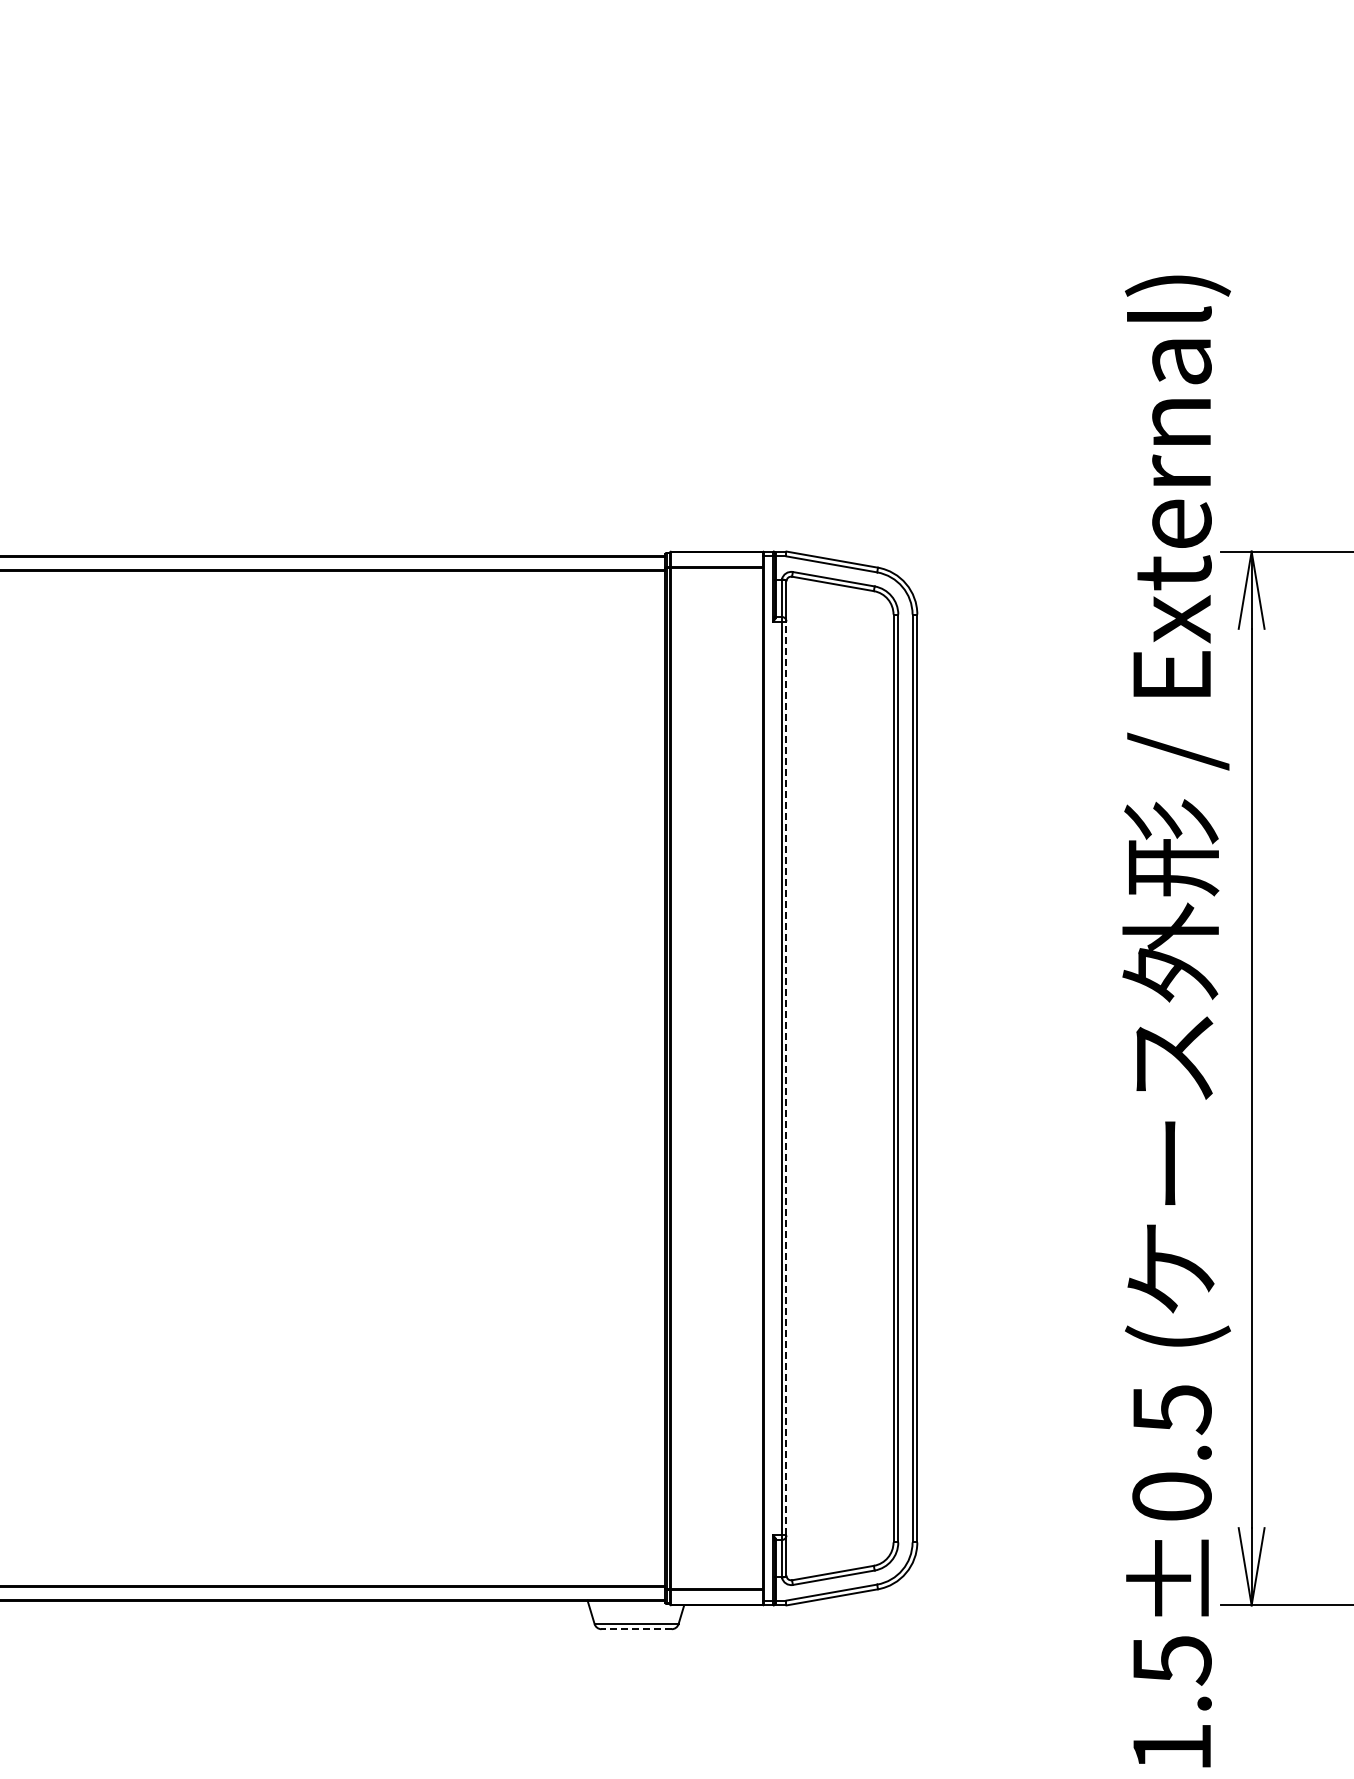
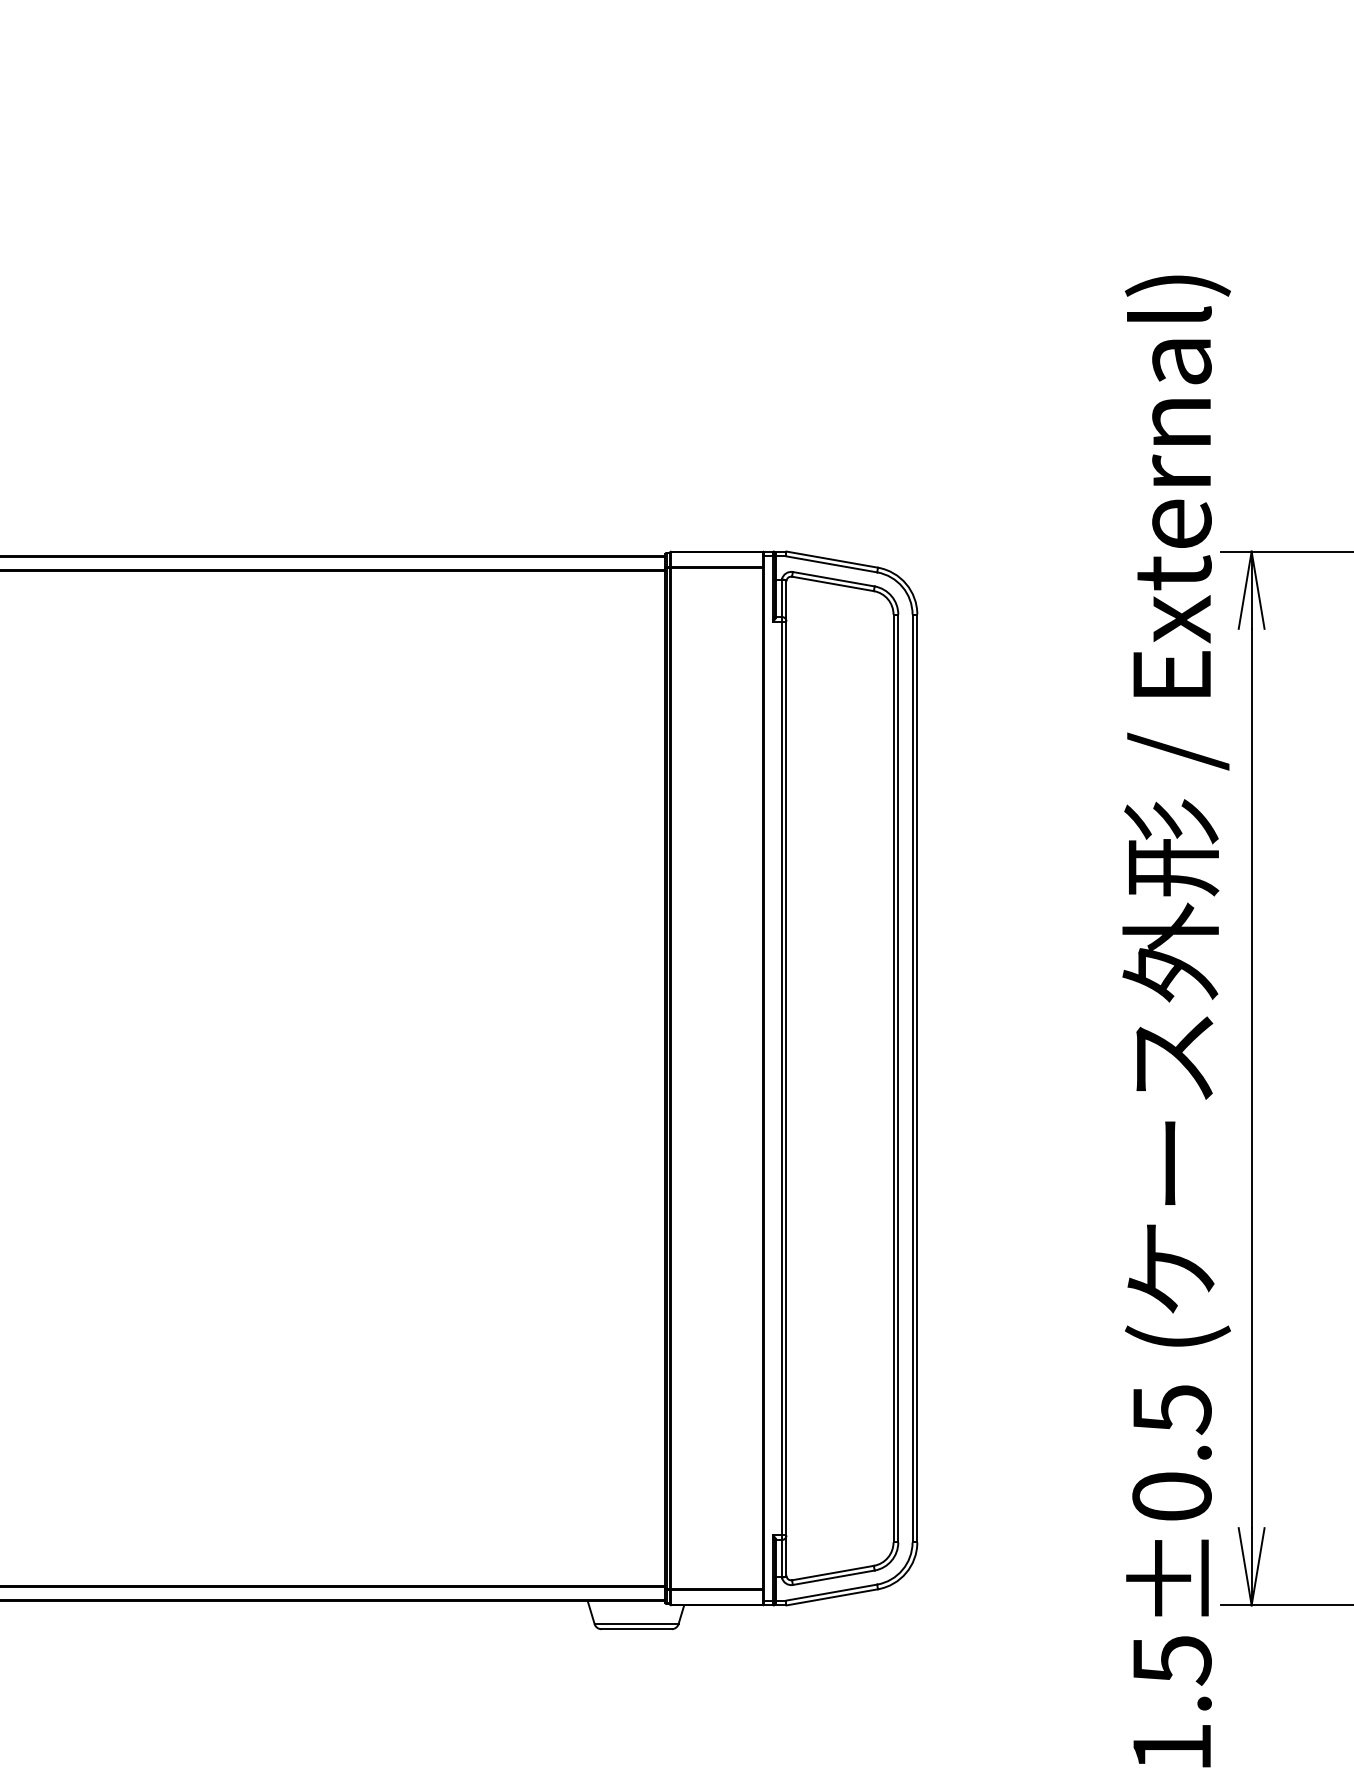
line: dashed -> solid (786, 1078)
line: dashed -> solid (636, 1629)
